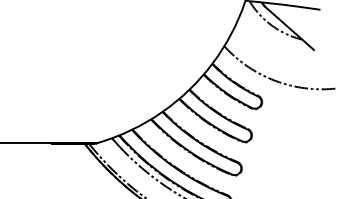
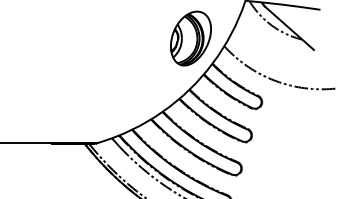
part: none -> present (190, 38)
